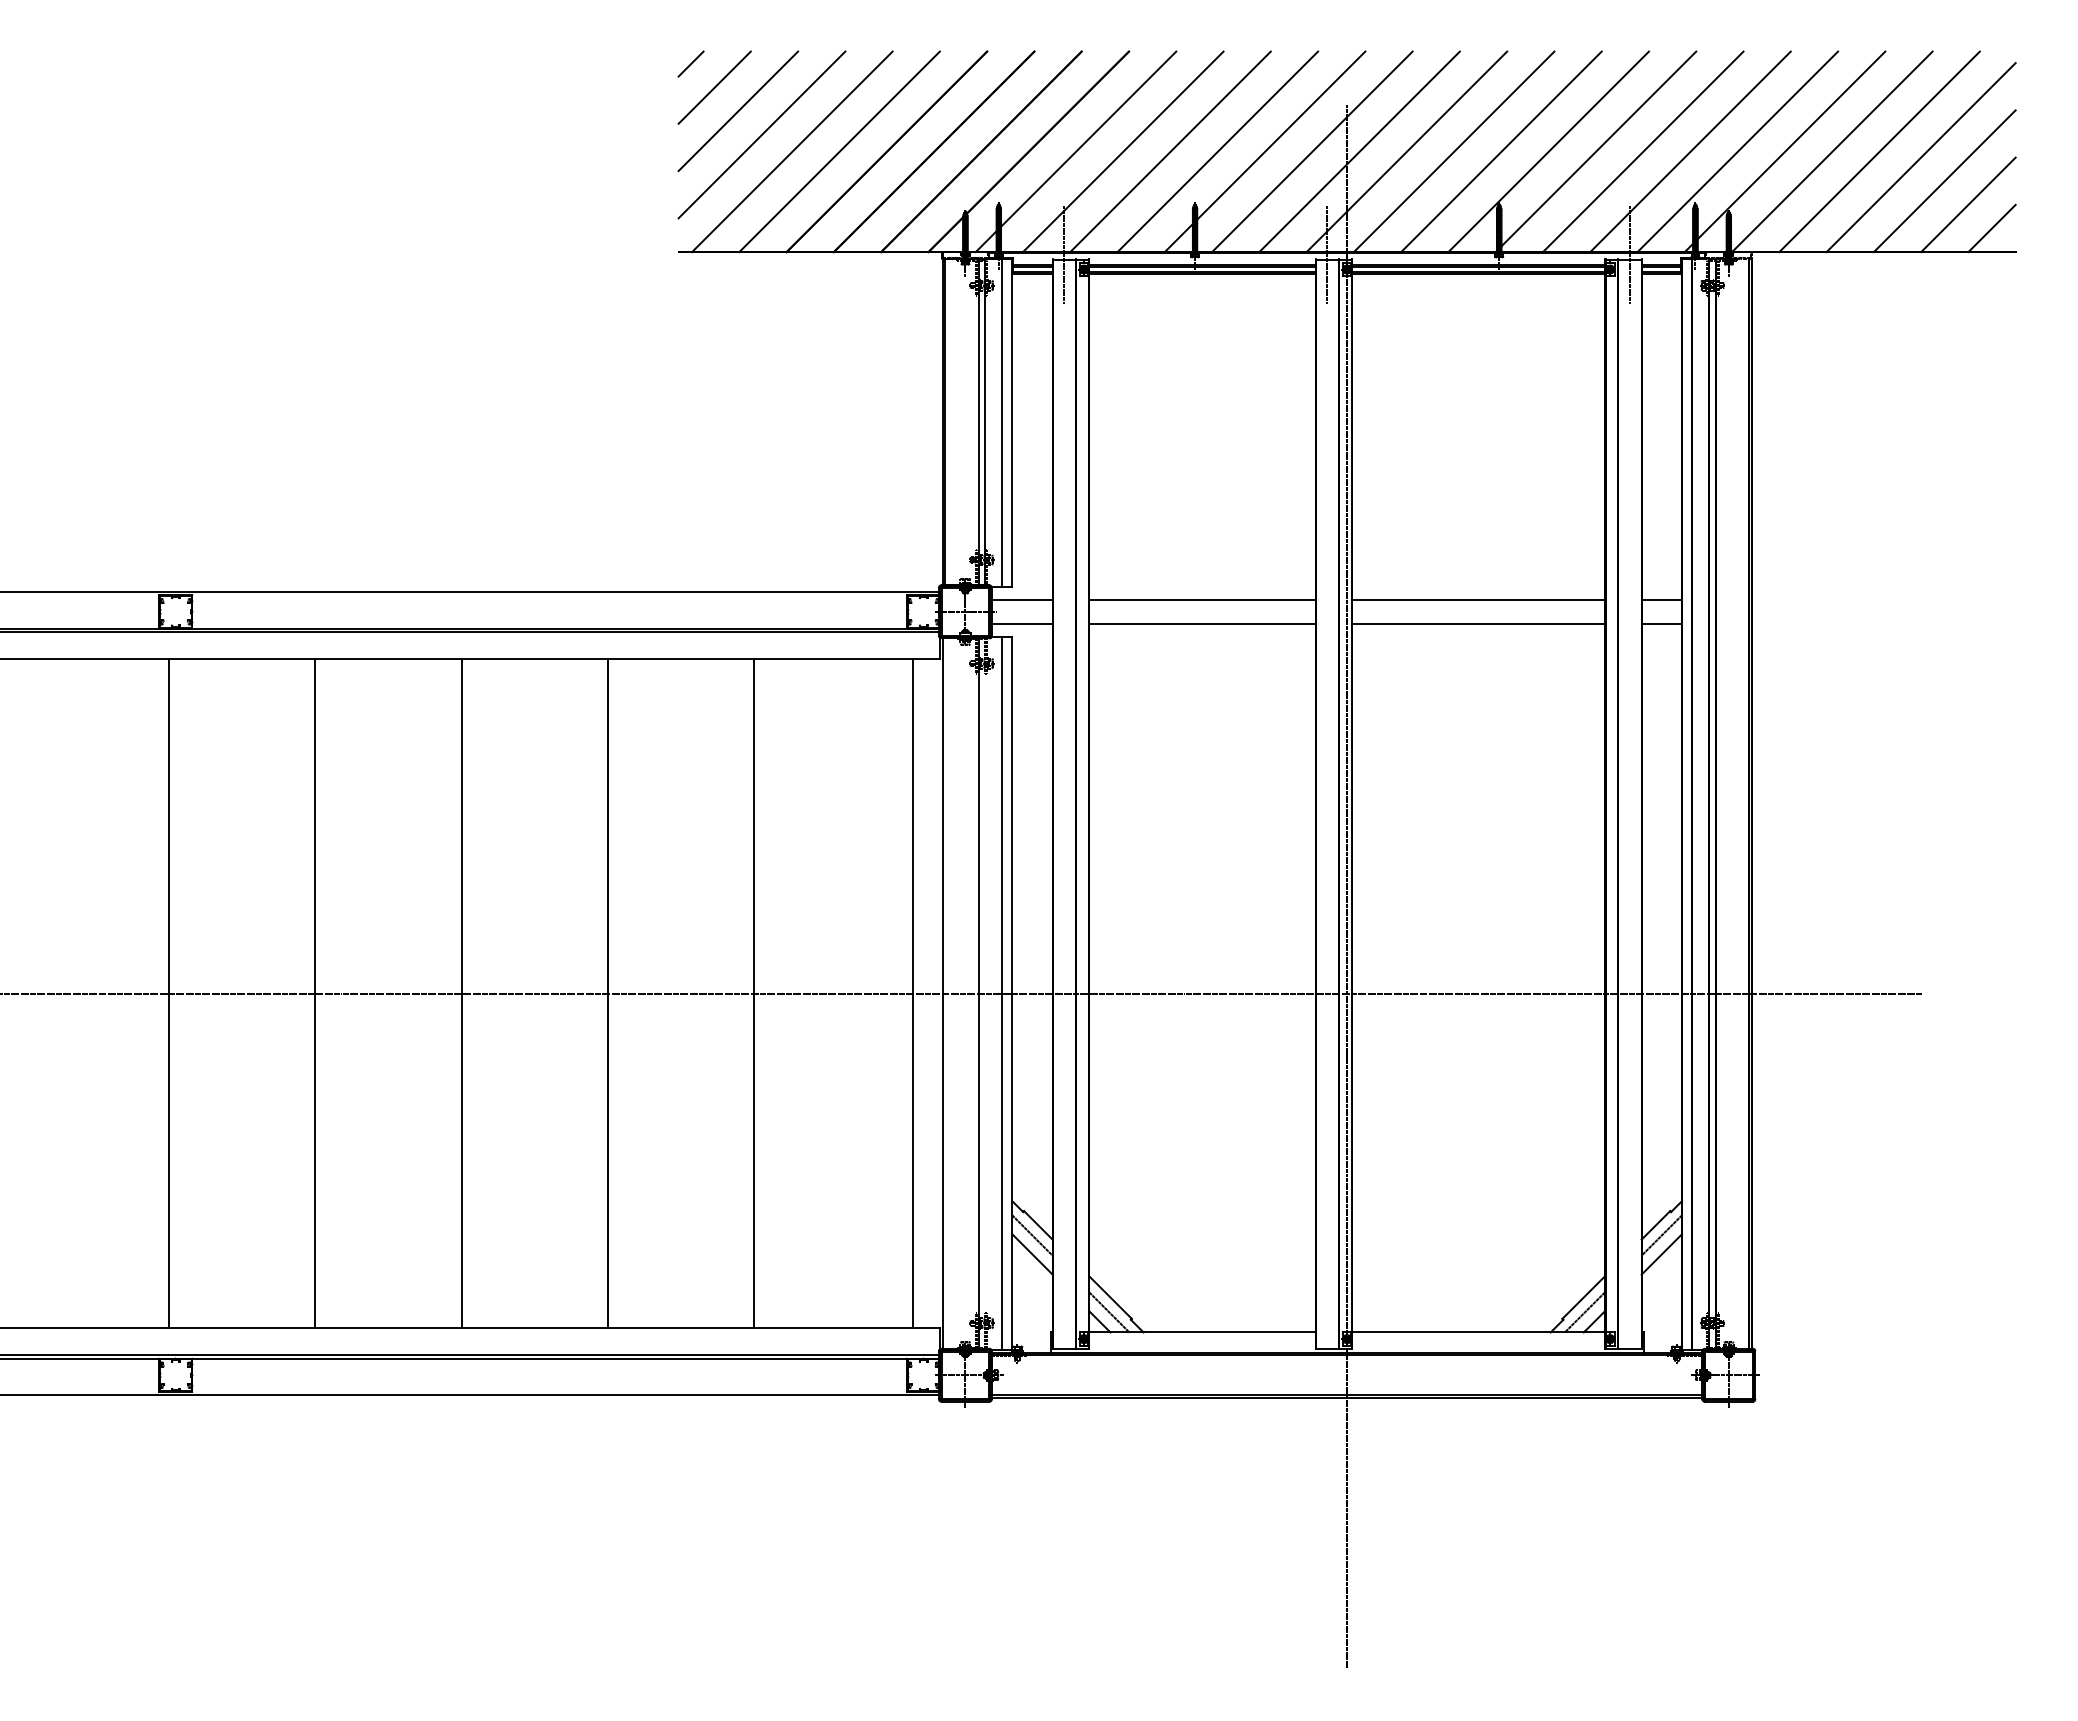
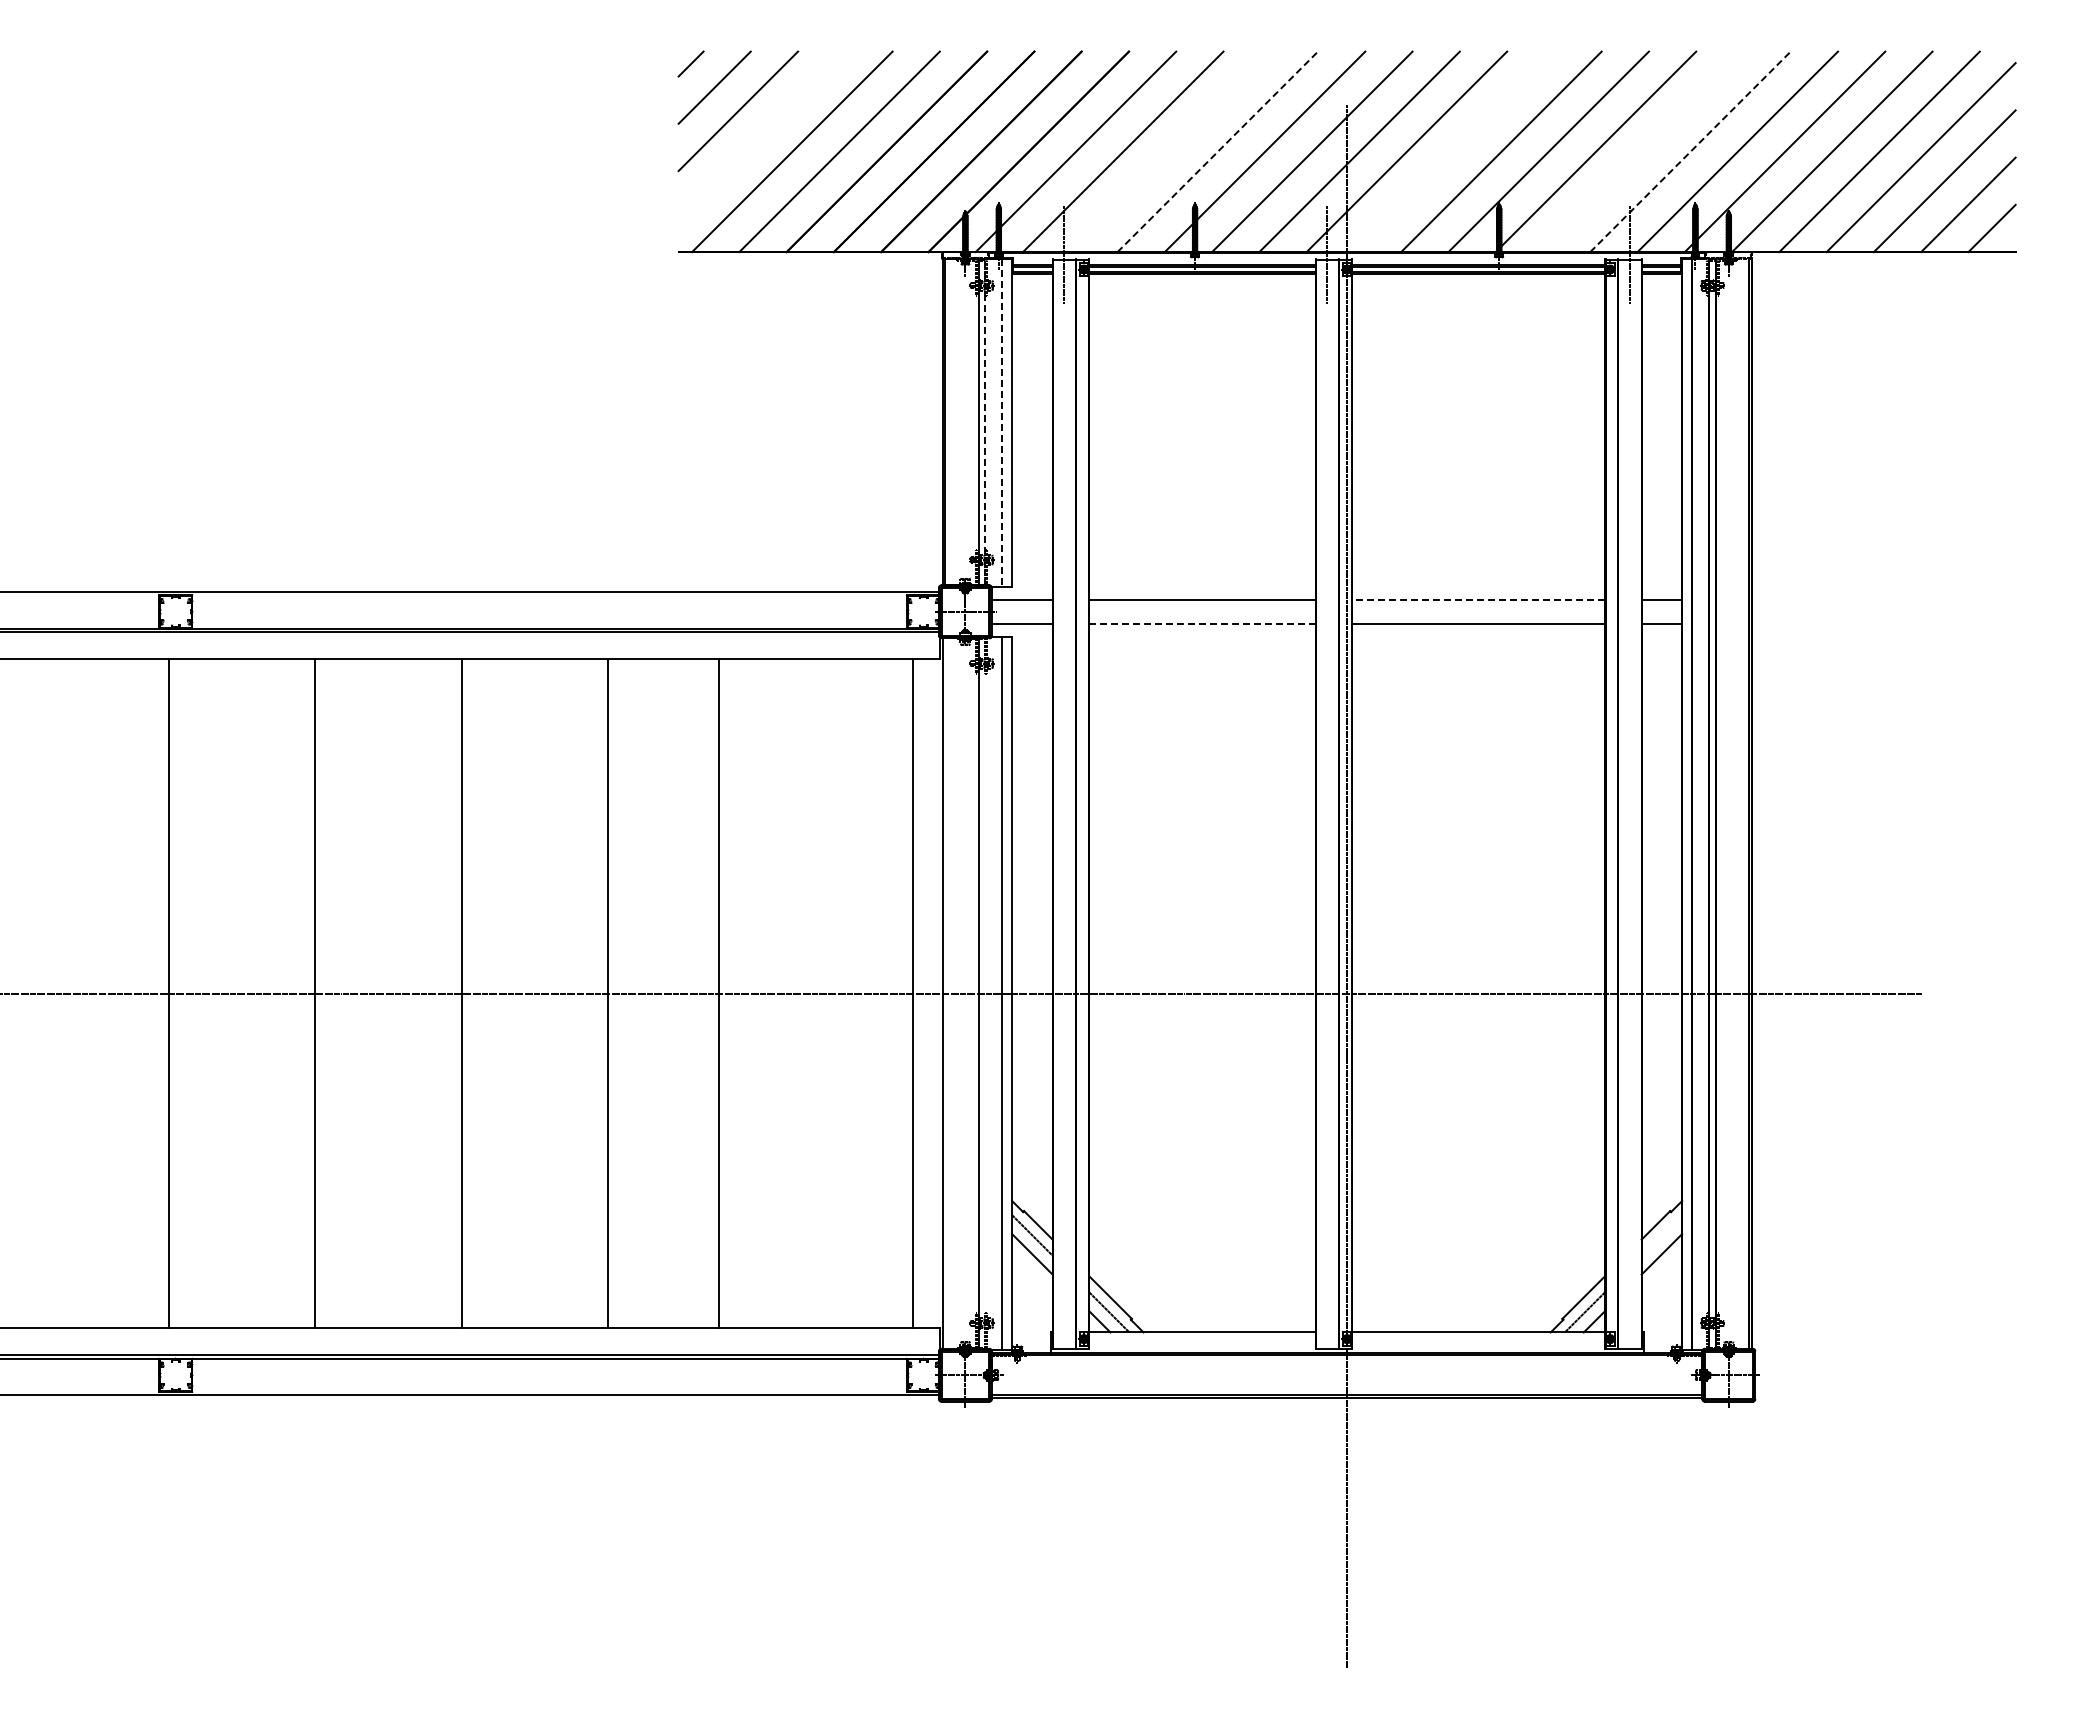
line: present -> none (761, 134)
line: present -> none (1170, 151)
line: solid -> dashed (1217, 151)
line: present -> none (1453, 151)
line: present -> none (1642, 151)
line: solid -> dashed (1690, 151)
line: solid -> dashed (985, 422)
line: solid -> dashed (1002, 422)
line: solid -> dashed (1478, 599)
line: solid -> dashed (1202, 623)
line position: (754, 993) -> (719, 993) (719, 993)
line: present -> none (1661, 1235)
